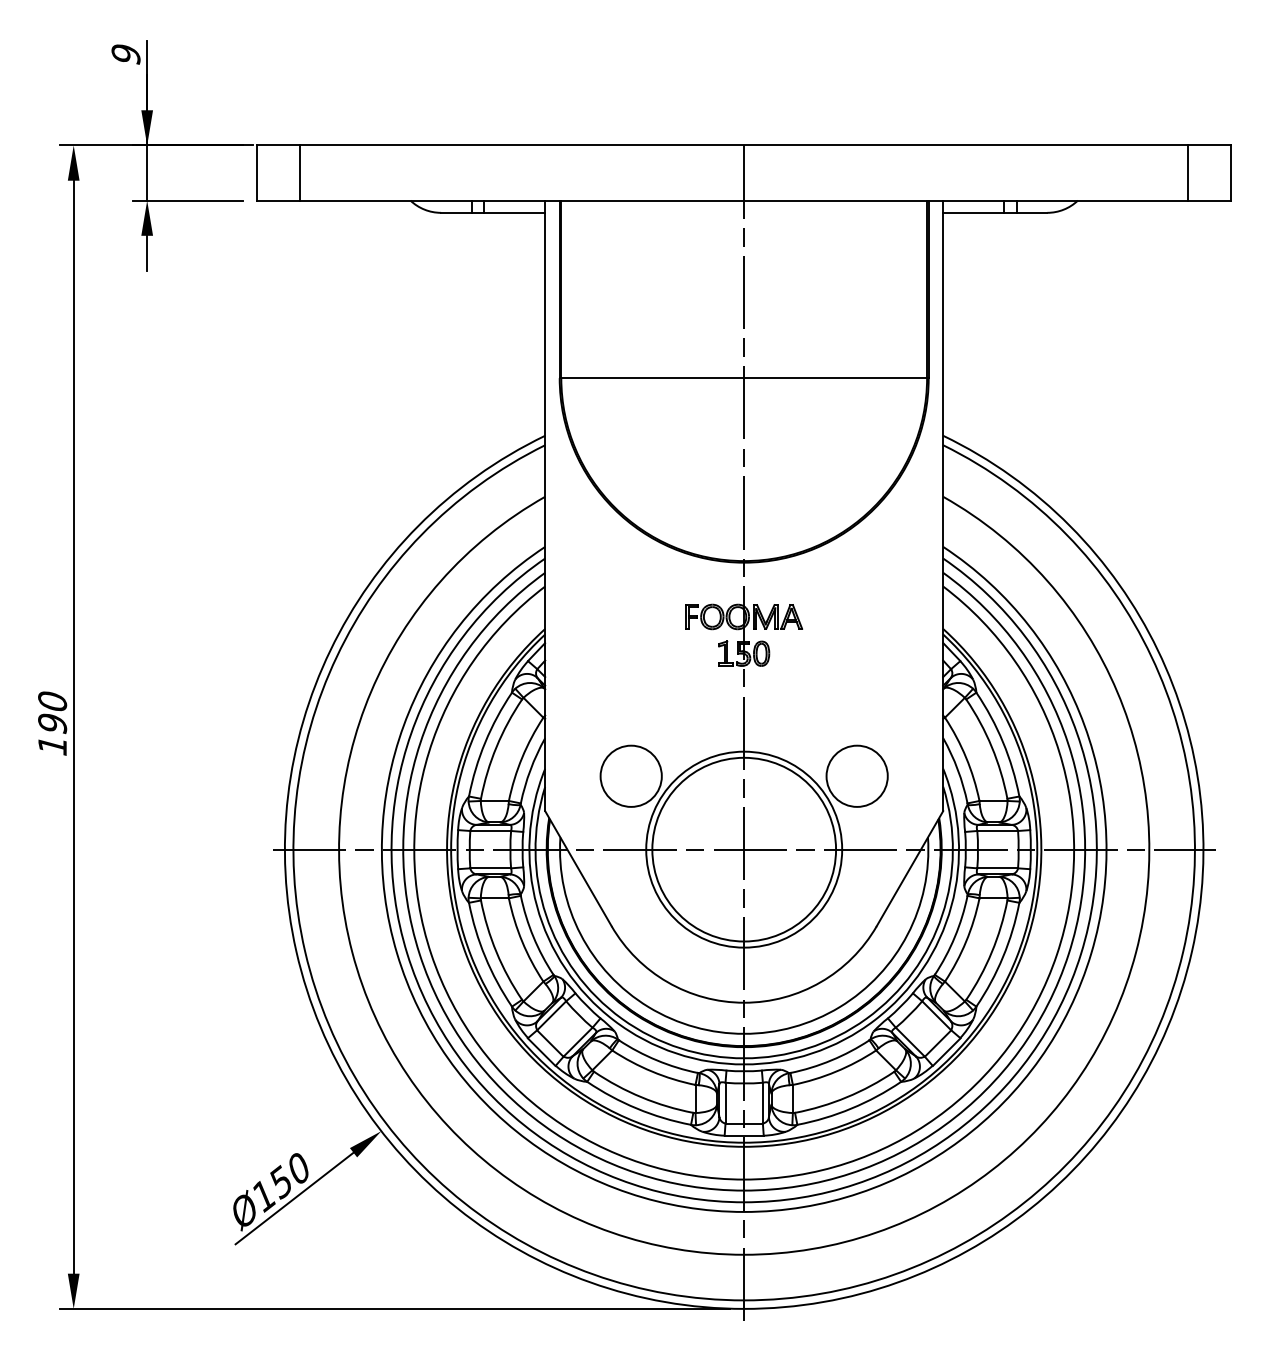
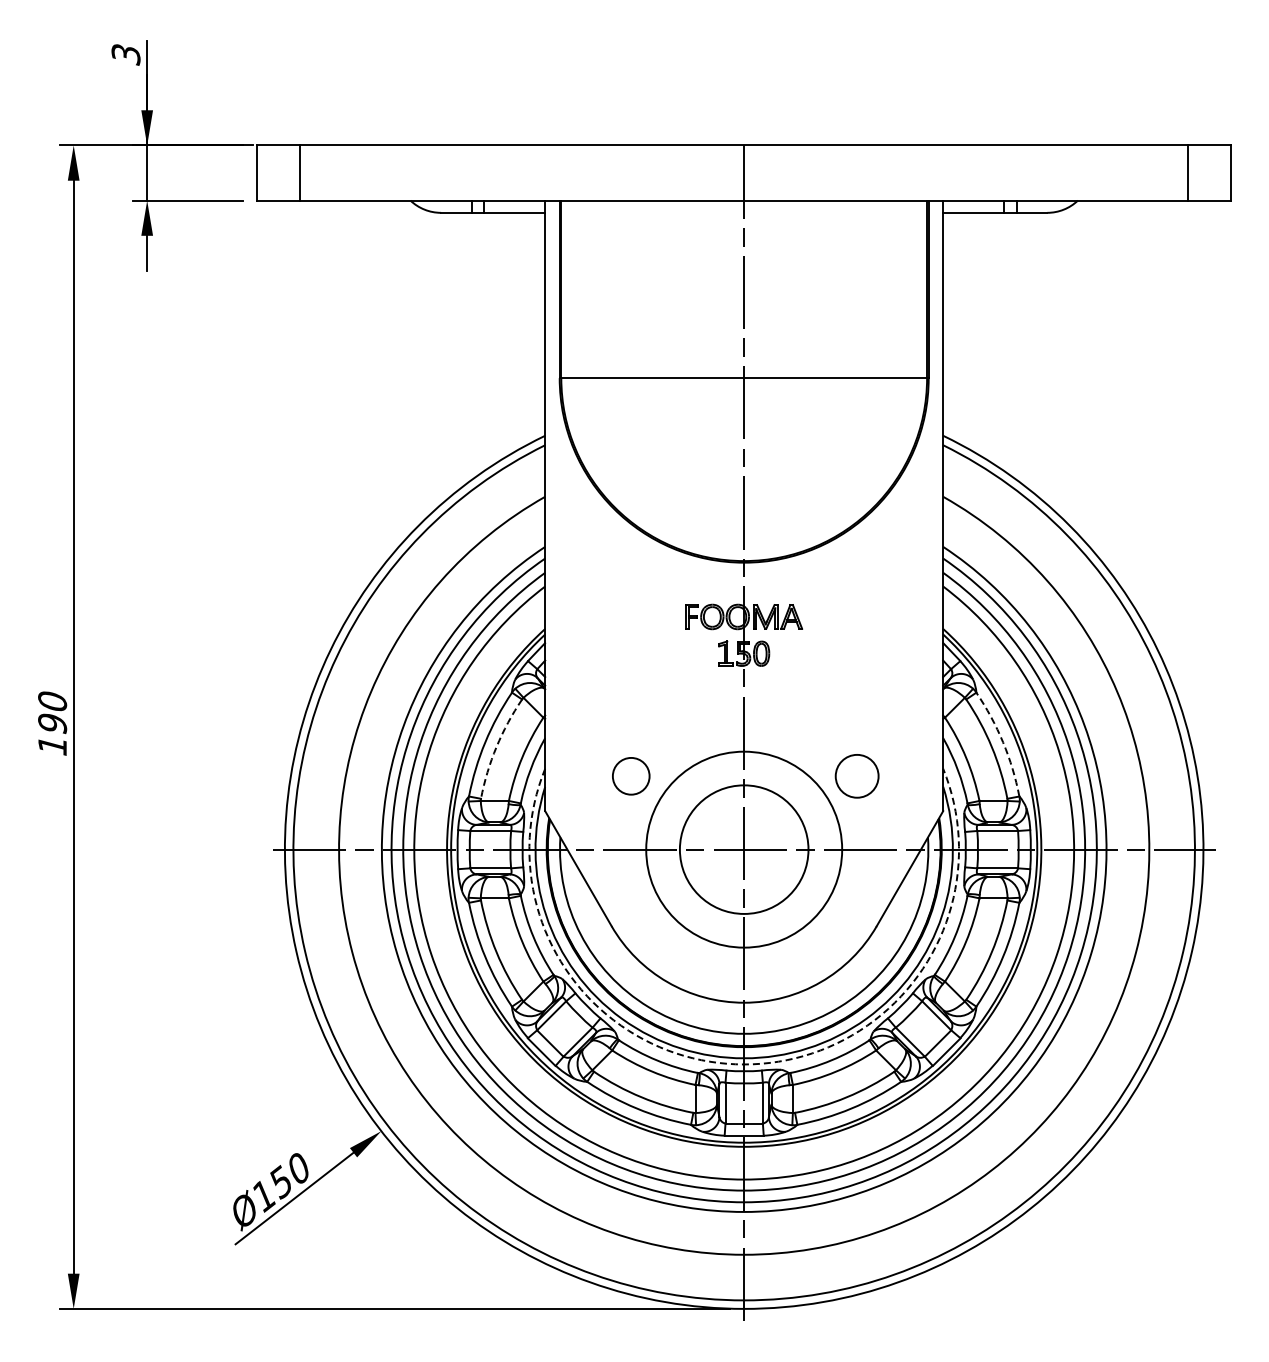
text: 9 -> 3 (125, 54)
arc: solid -> dashed (1003, 742)
arc: solid -> dashed (496, 747)
circle diameter: 61 px -> 37 px (630, 775)
circle diameter: 61 px -> 43 px (856, 775)
circle diameter: 184 px -> 129 px (743, 849)
arc: solid -> dashed (744, 1064)
